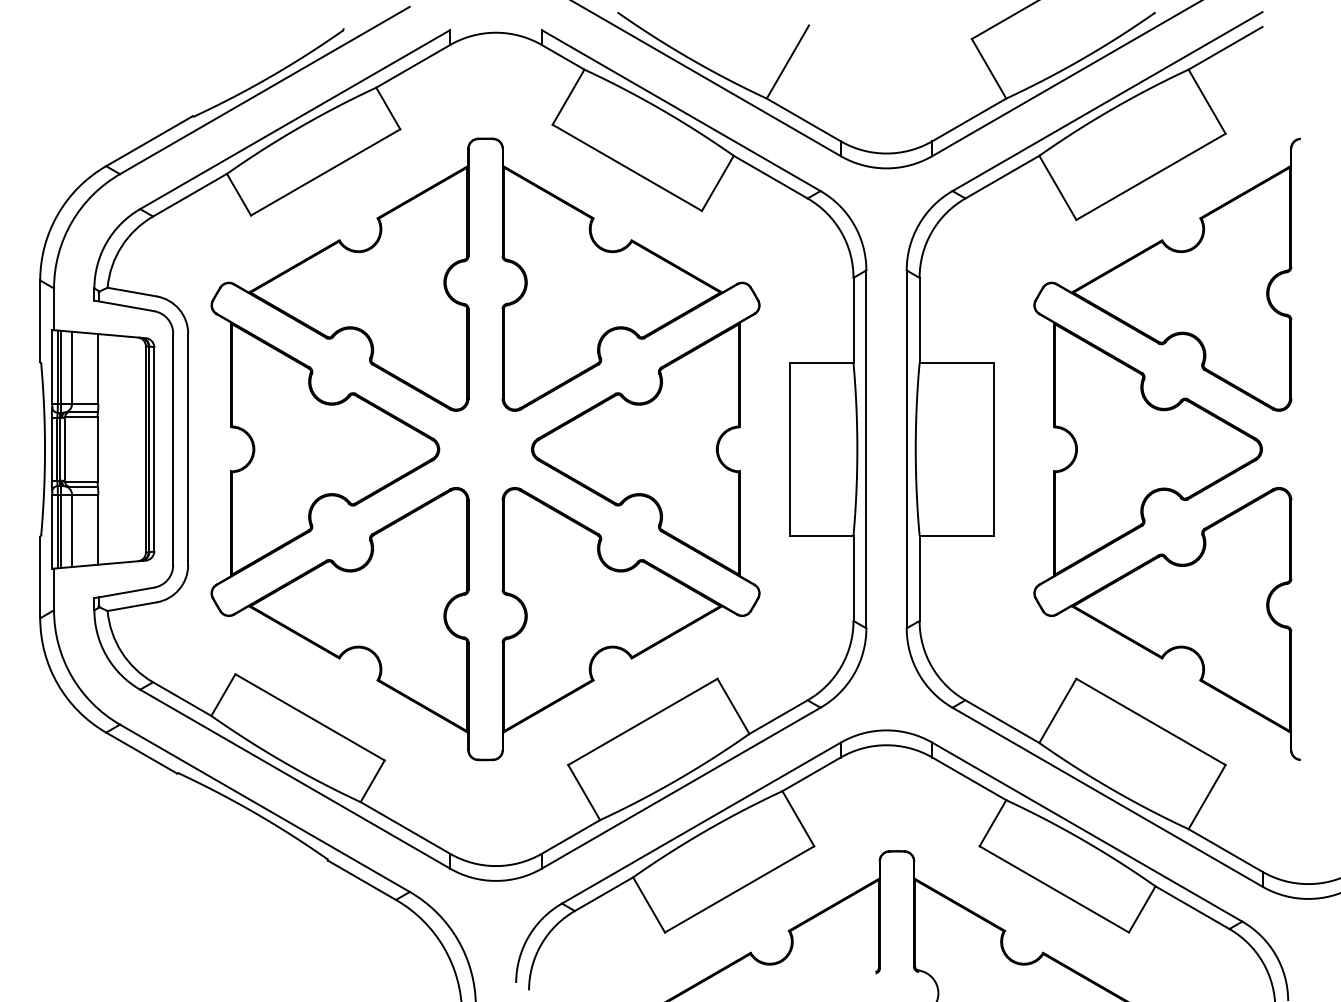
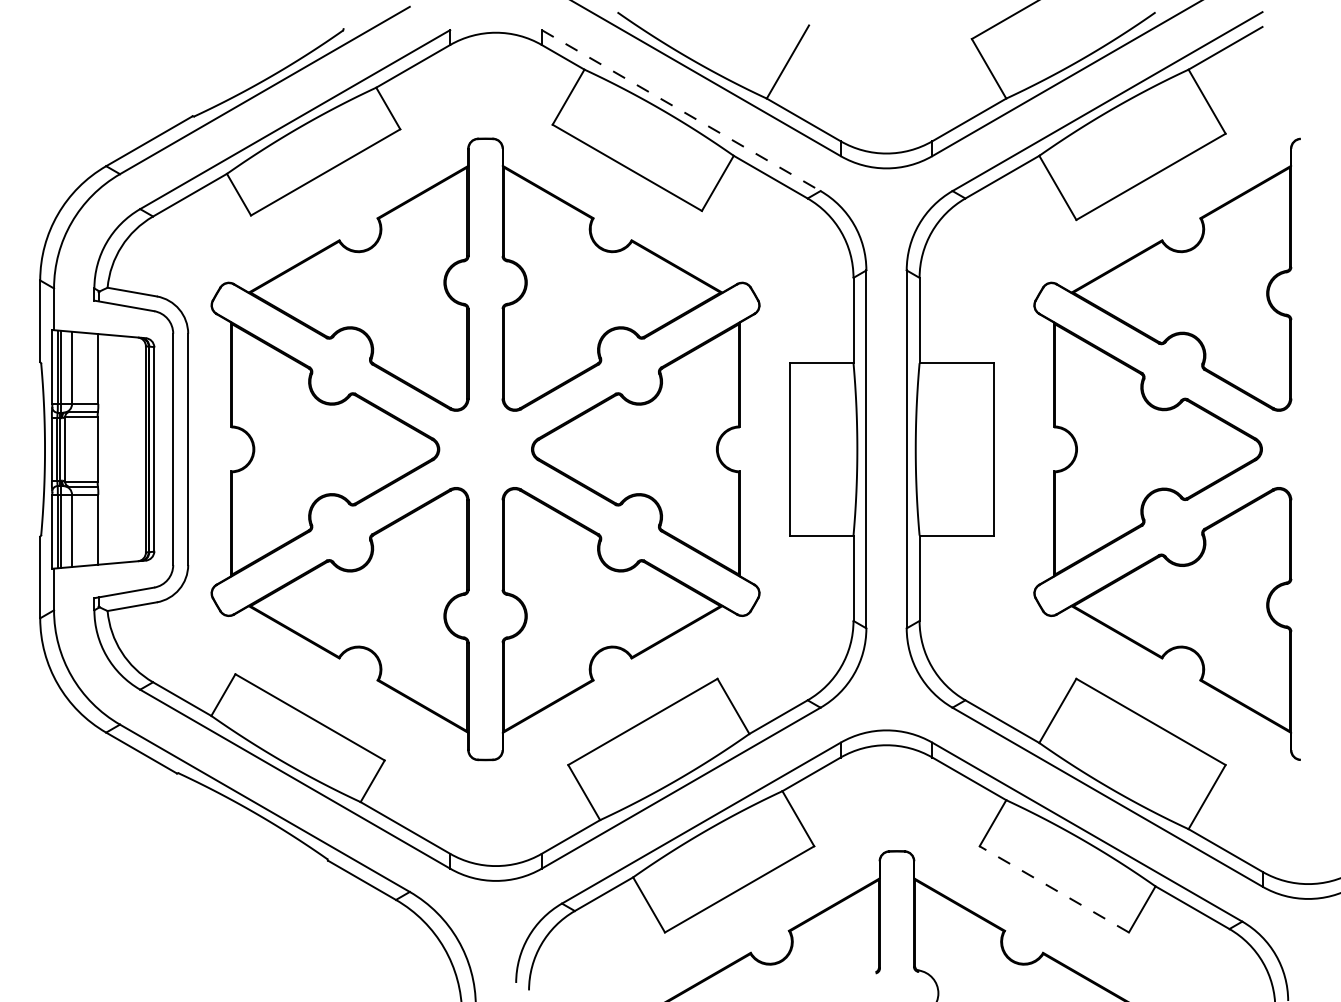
line: solid -> dashed (681, 110)
line: solid -> dashed (1053, 889)
